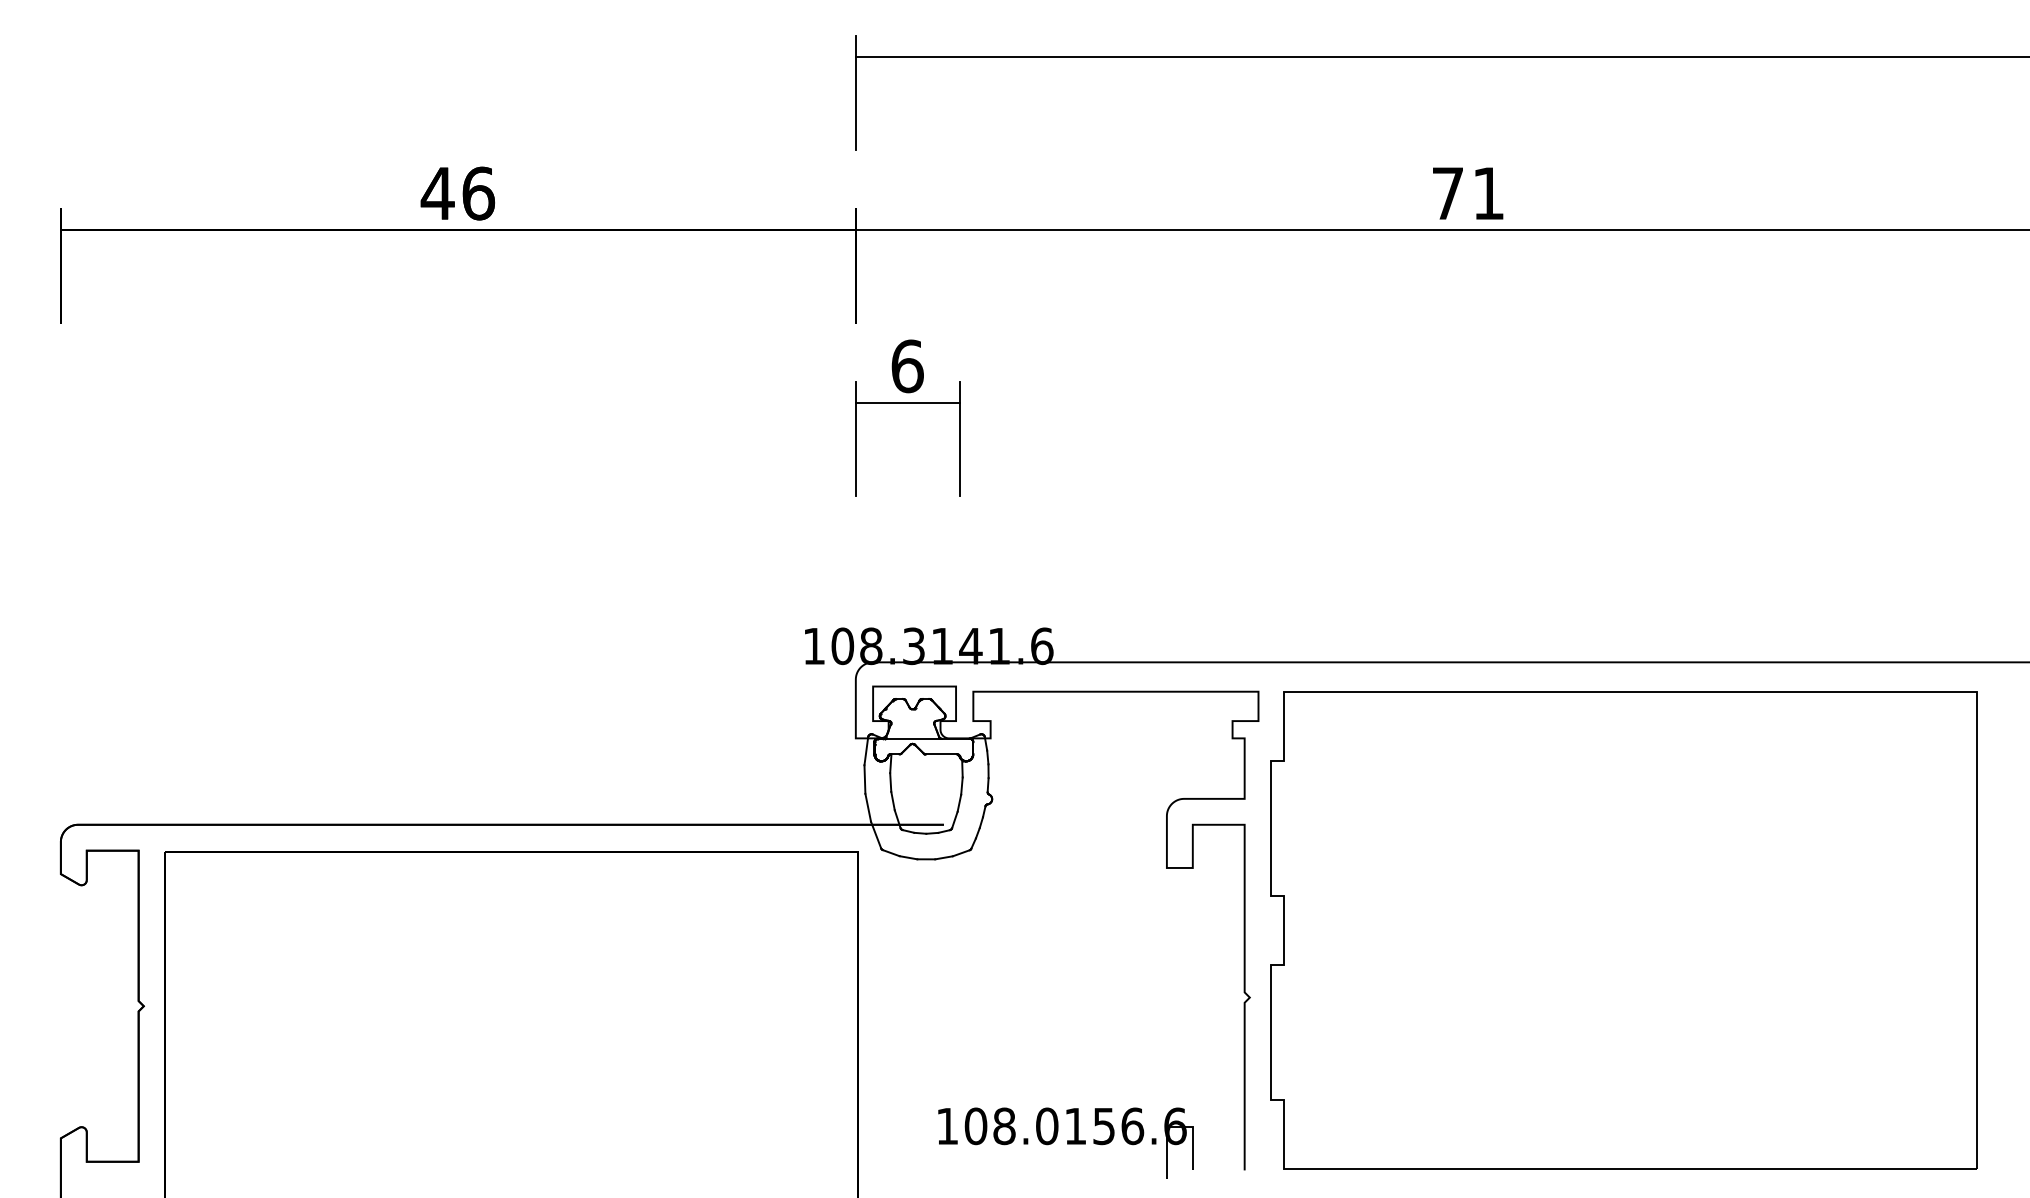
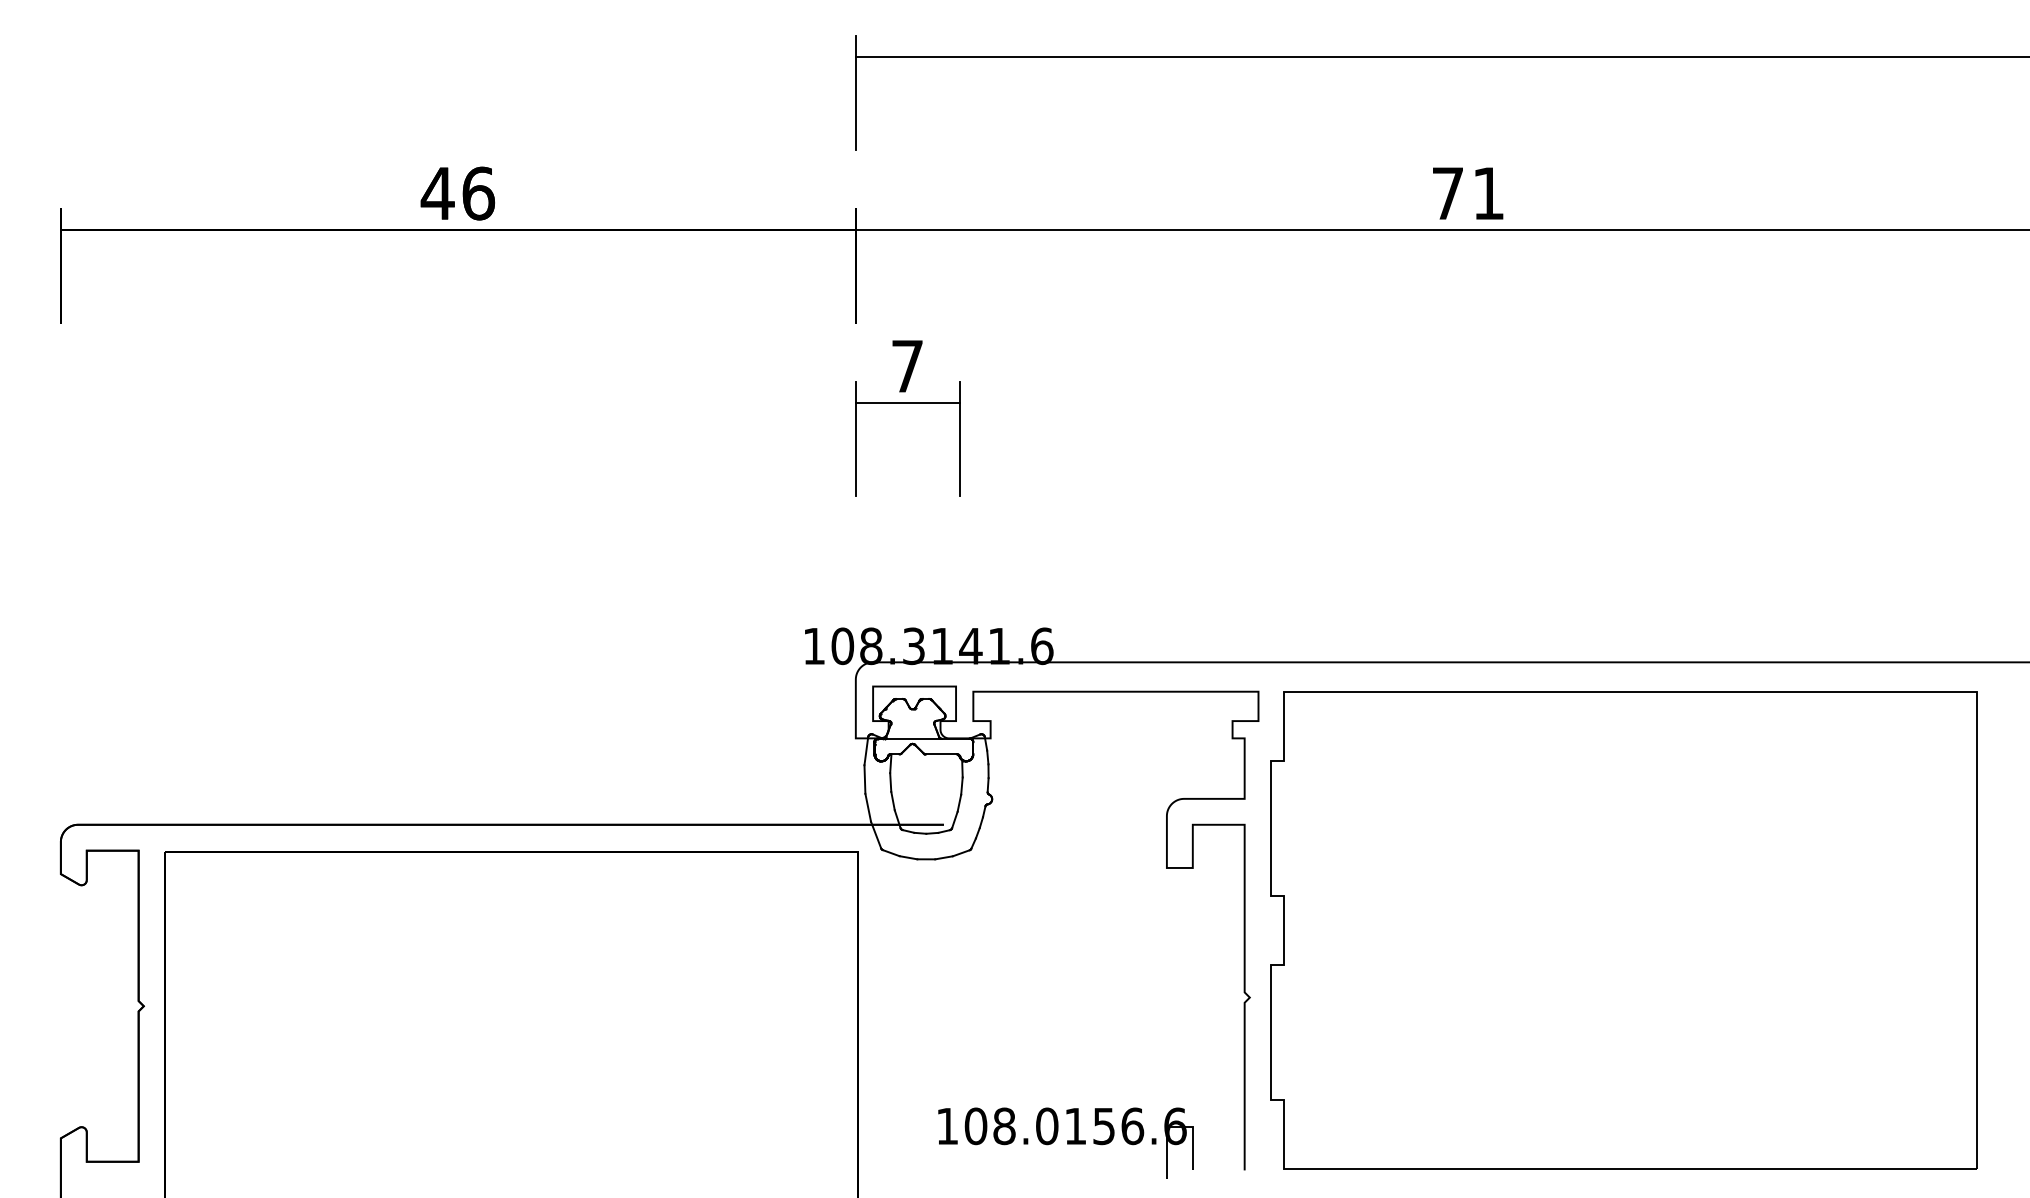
text: 6 -> 7 (907, 366)
